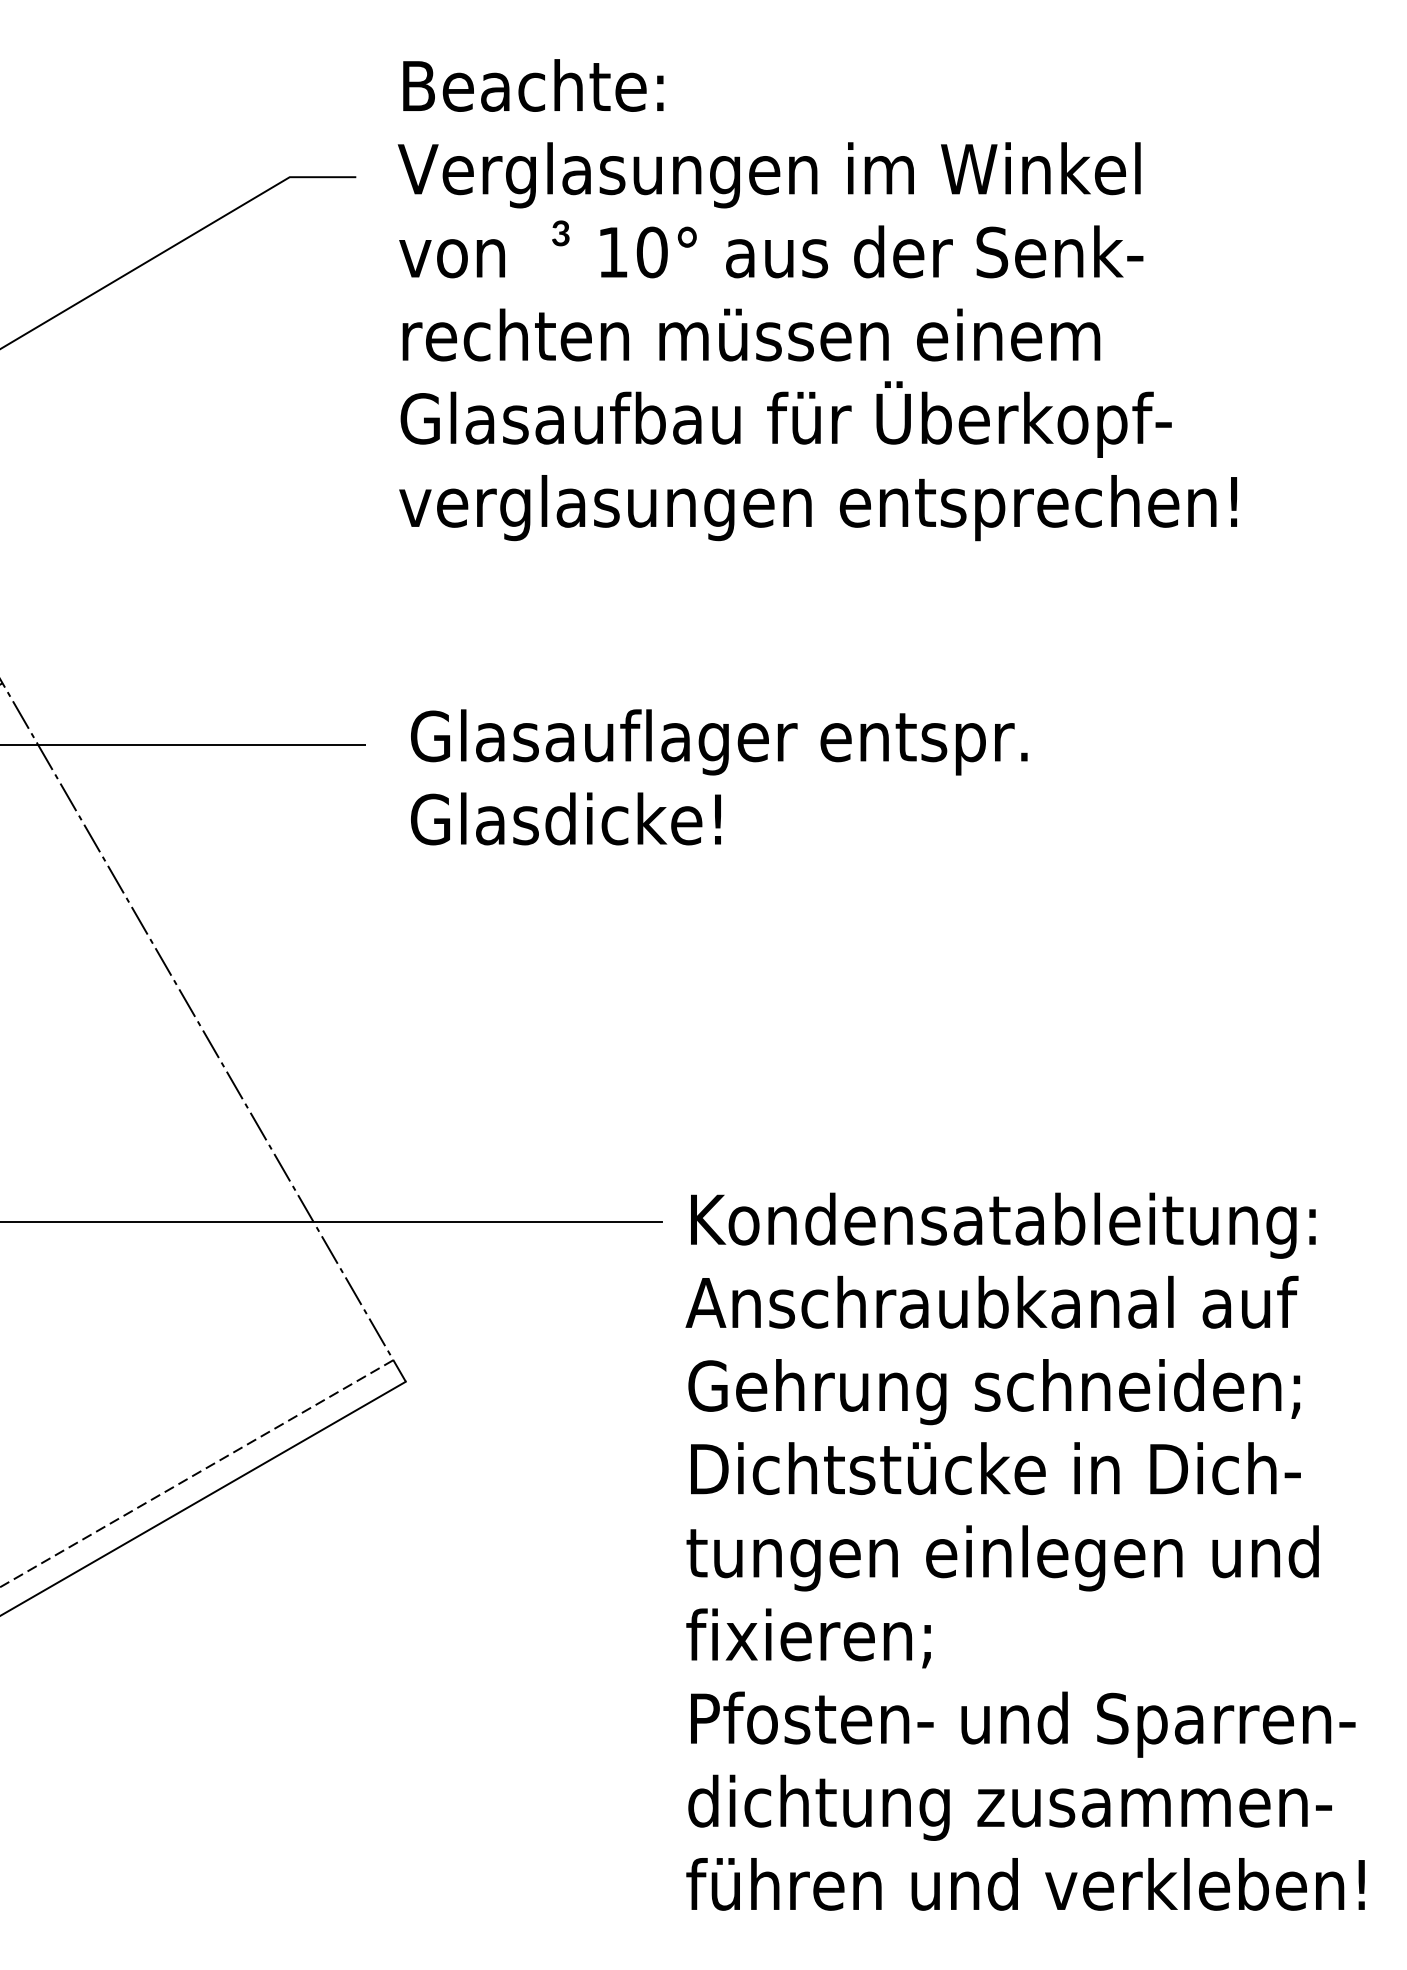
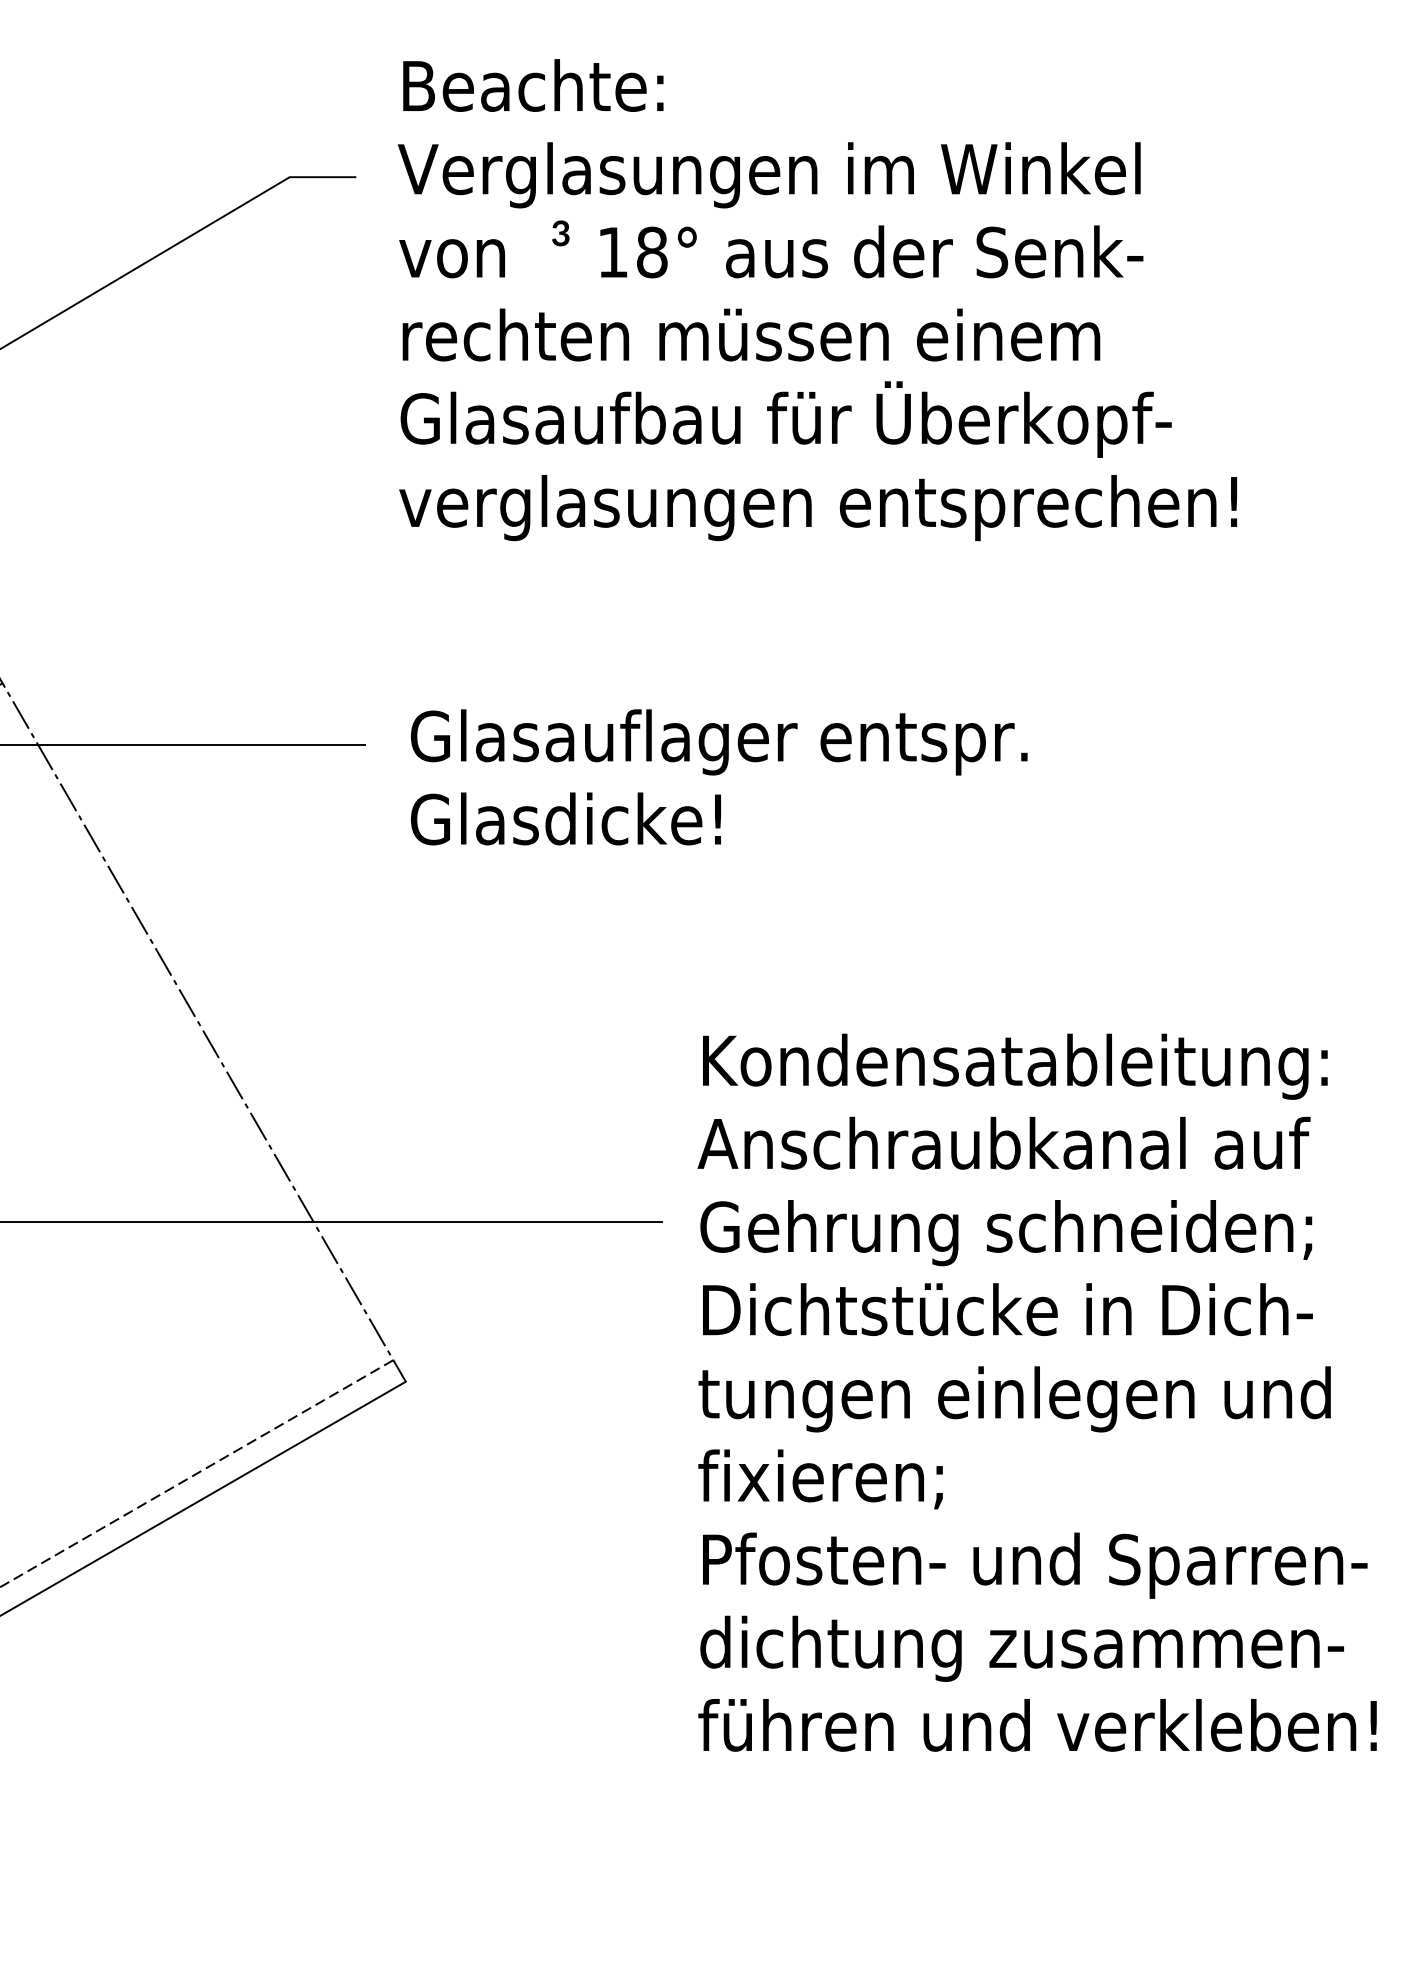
text: 10° -> 18° (651, 252)
text position: (1024, 1551) -> (1036, 1392) (1036, 1392)
